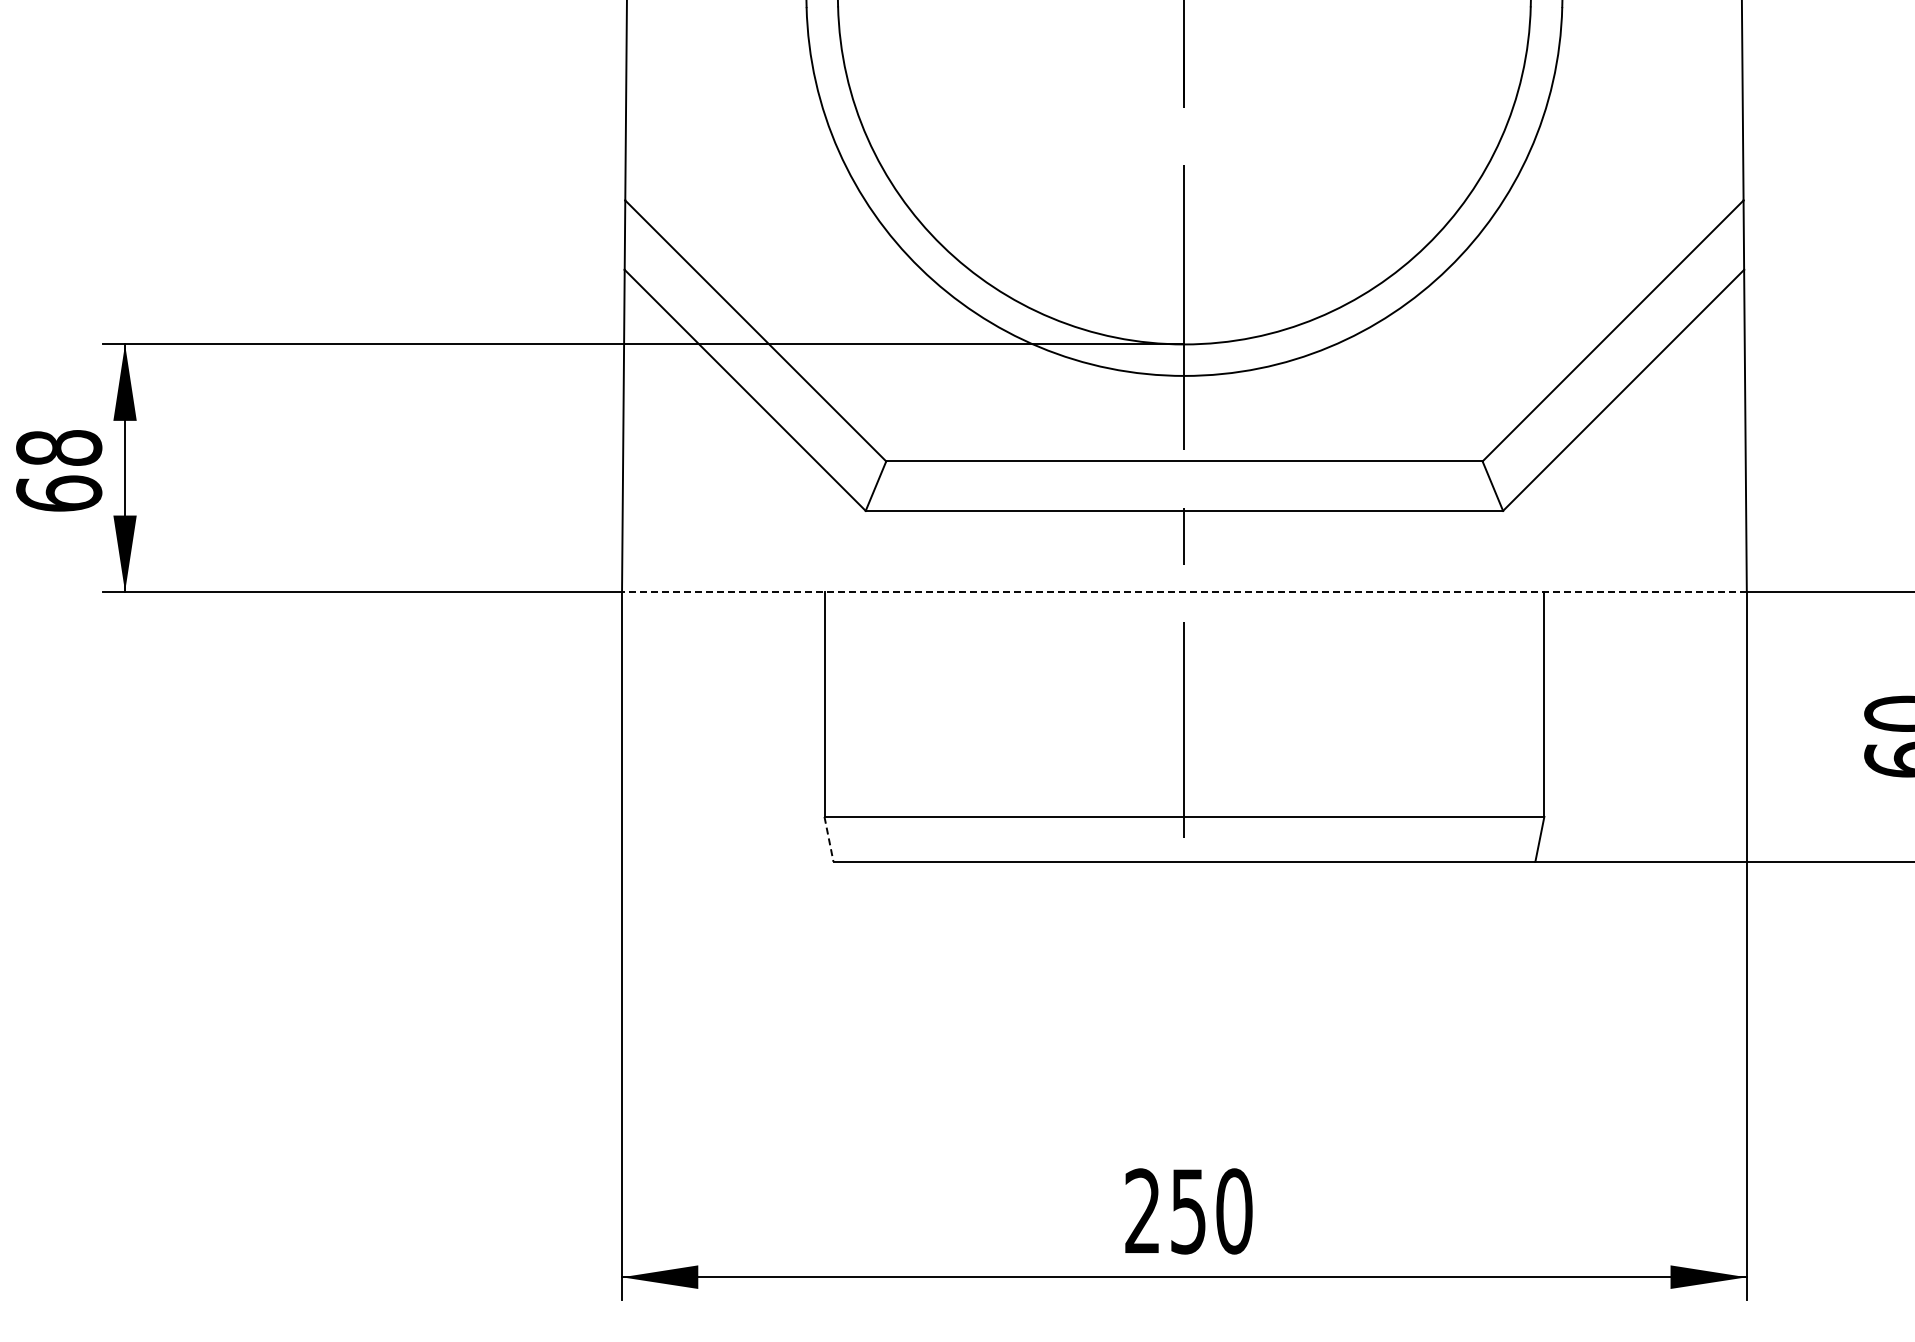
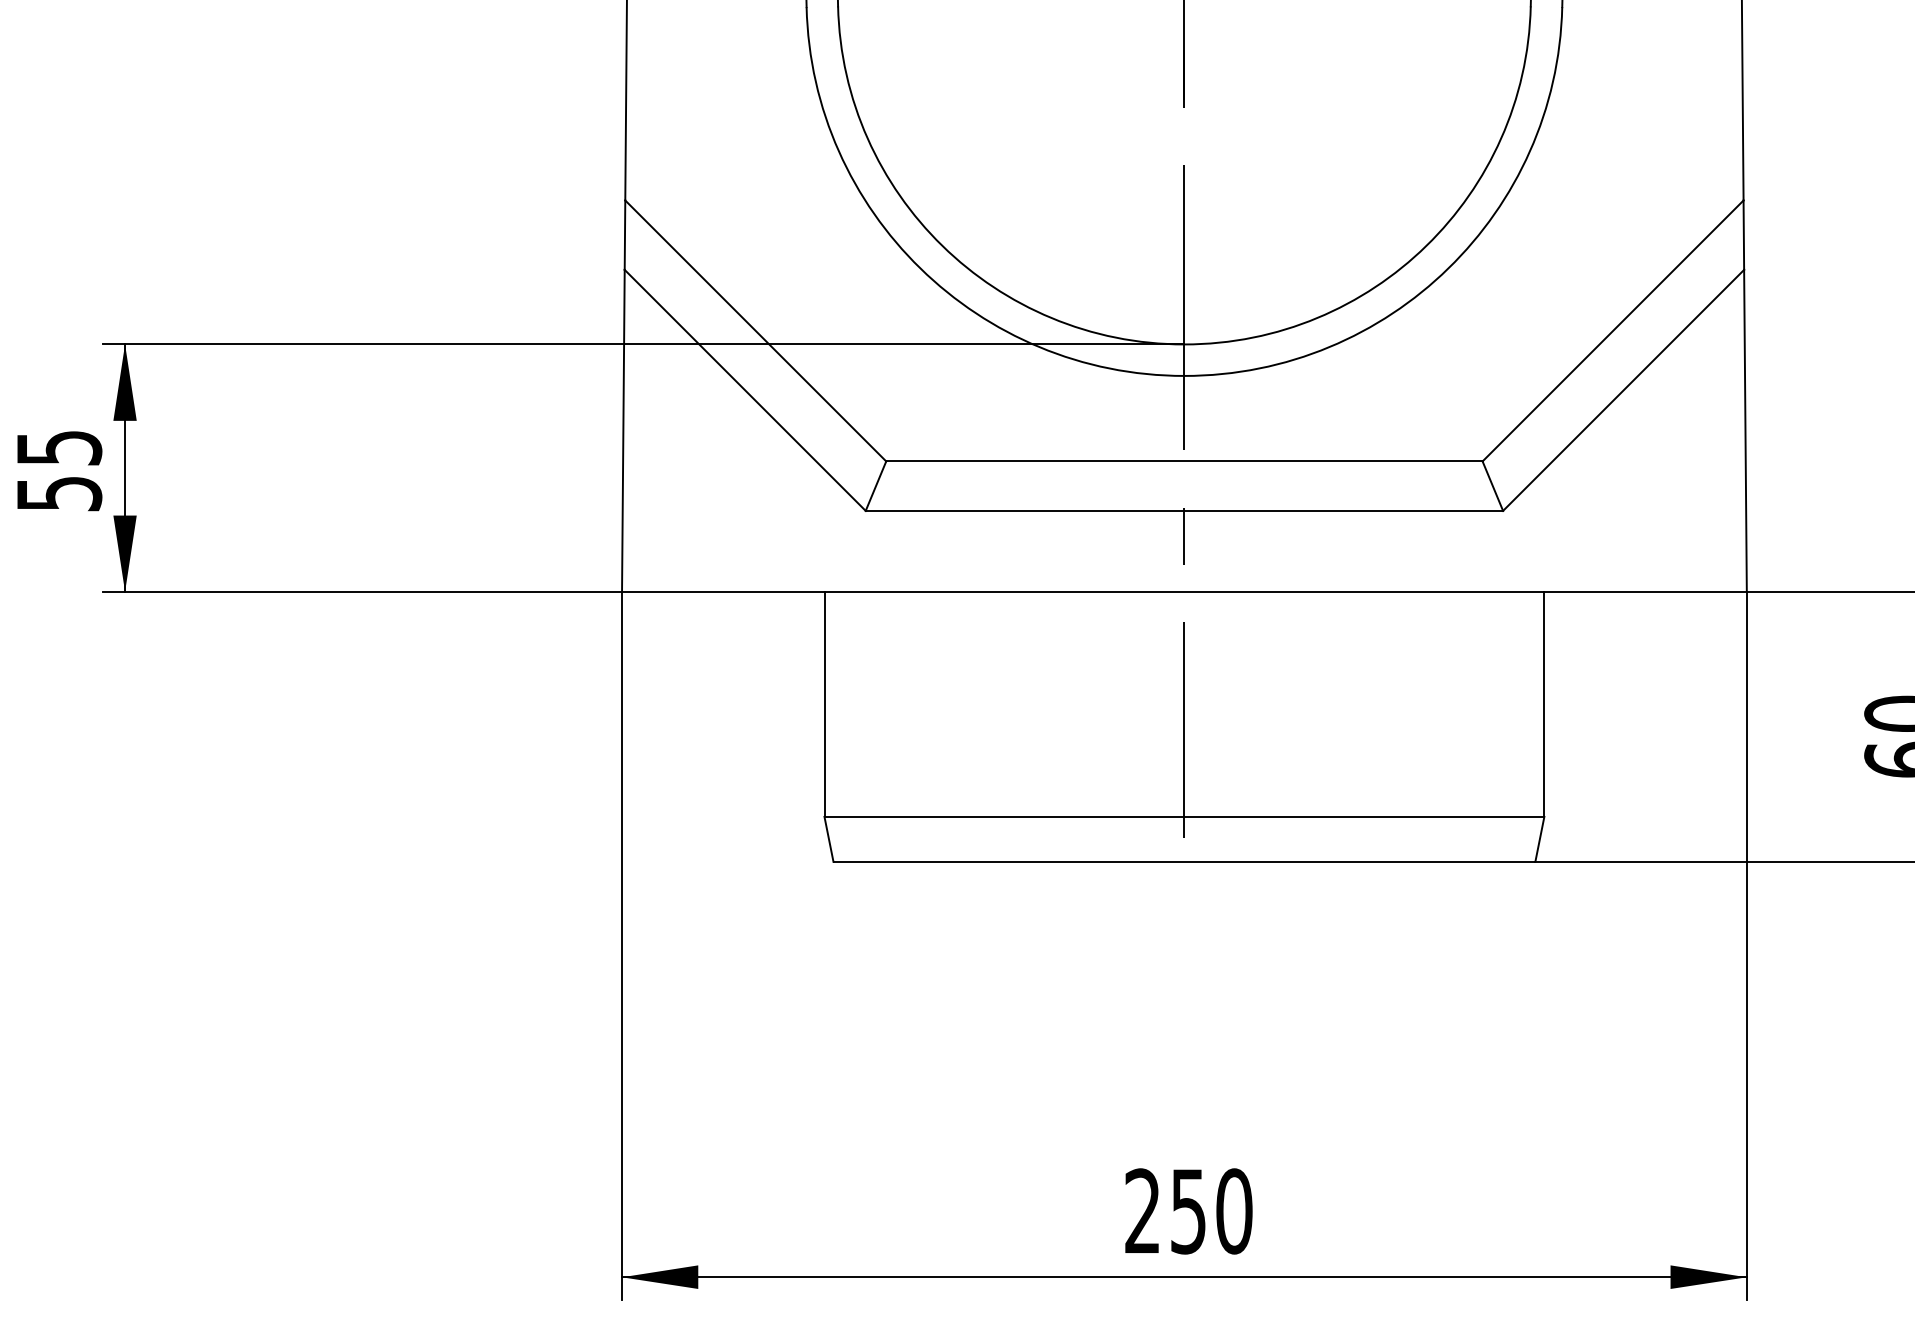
text: 68 -> 55 (59, 470)
line: dashed -> solid (1183, 591)
line: dashed -> solid (828, 839)
